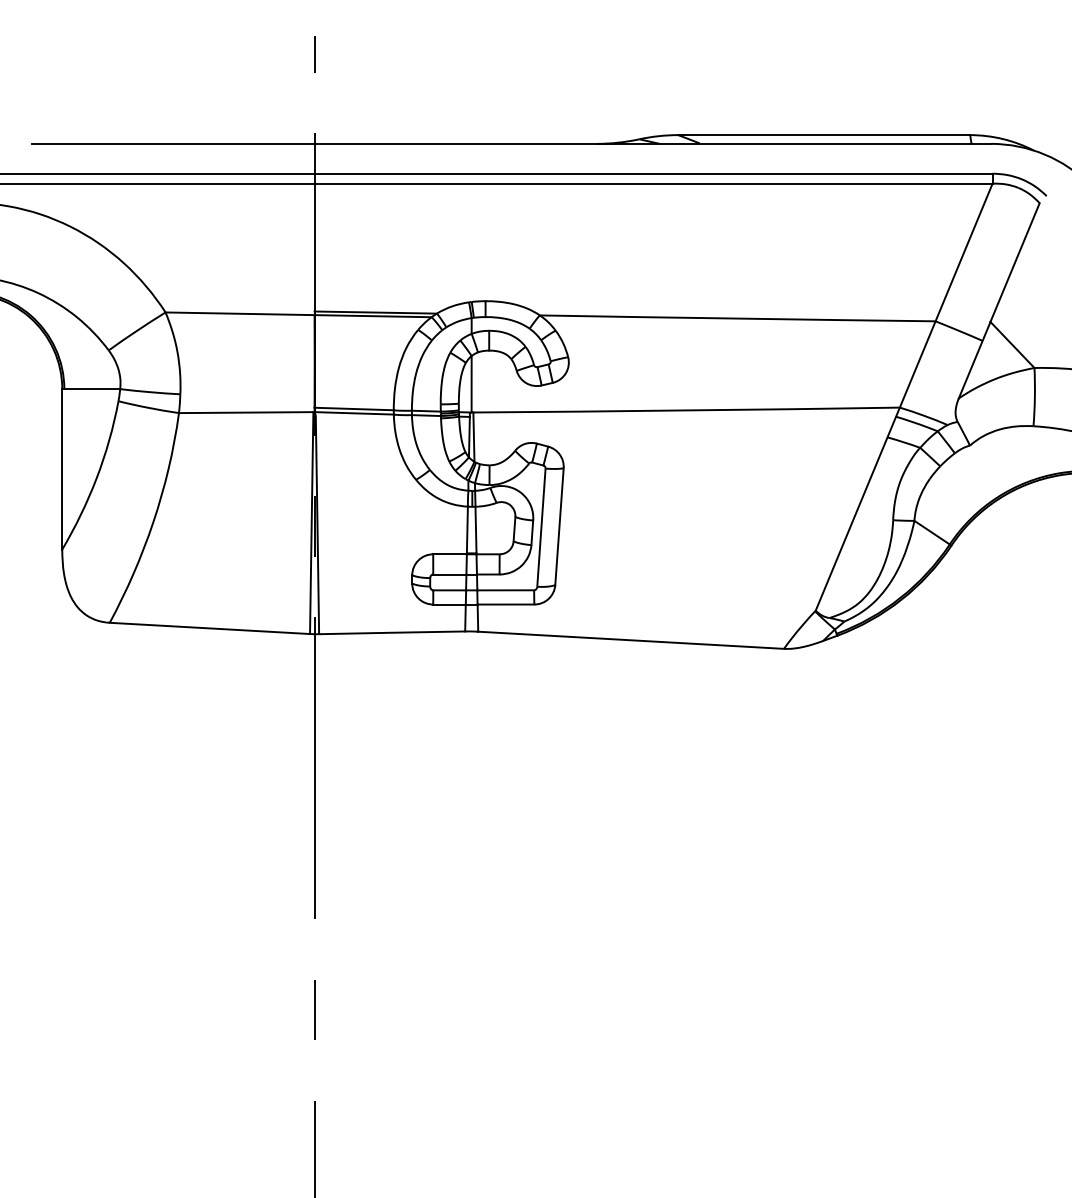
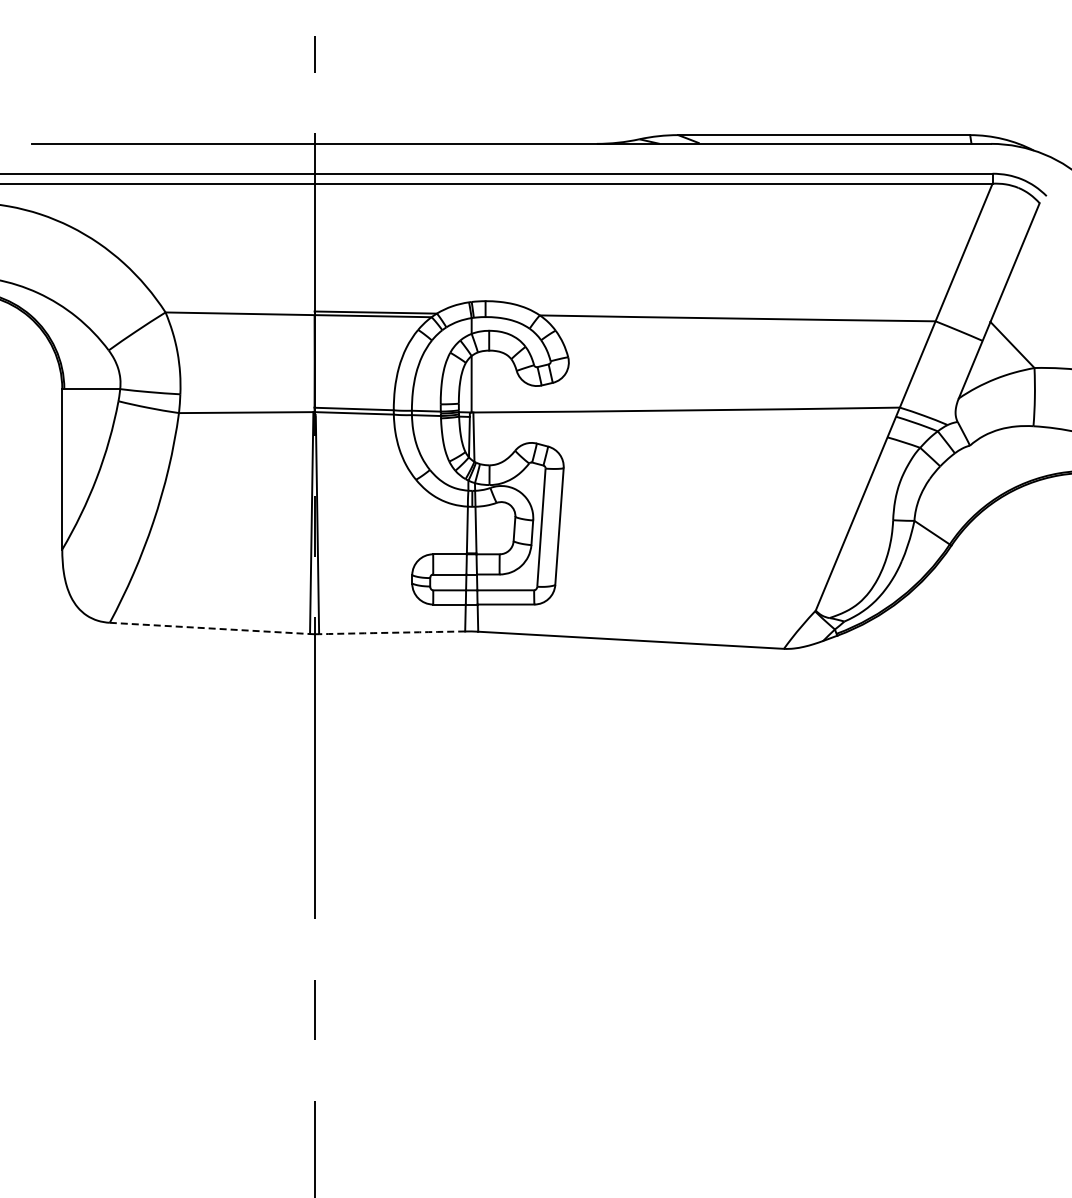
line: solid -> dashed (210, 628)
arc: solid -> dashed (392, 632)
